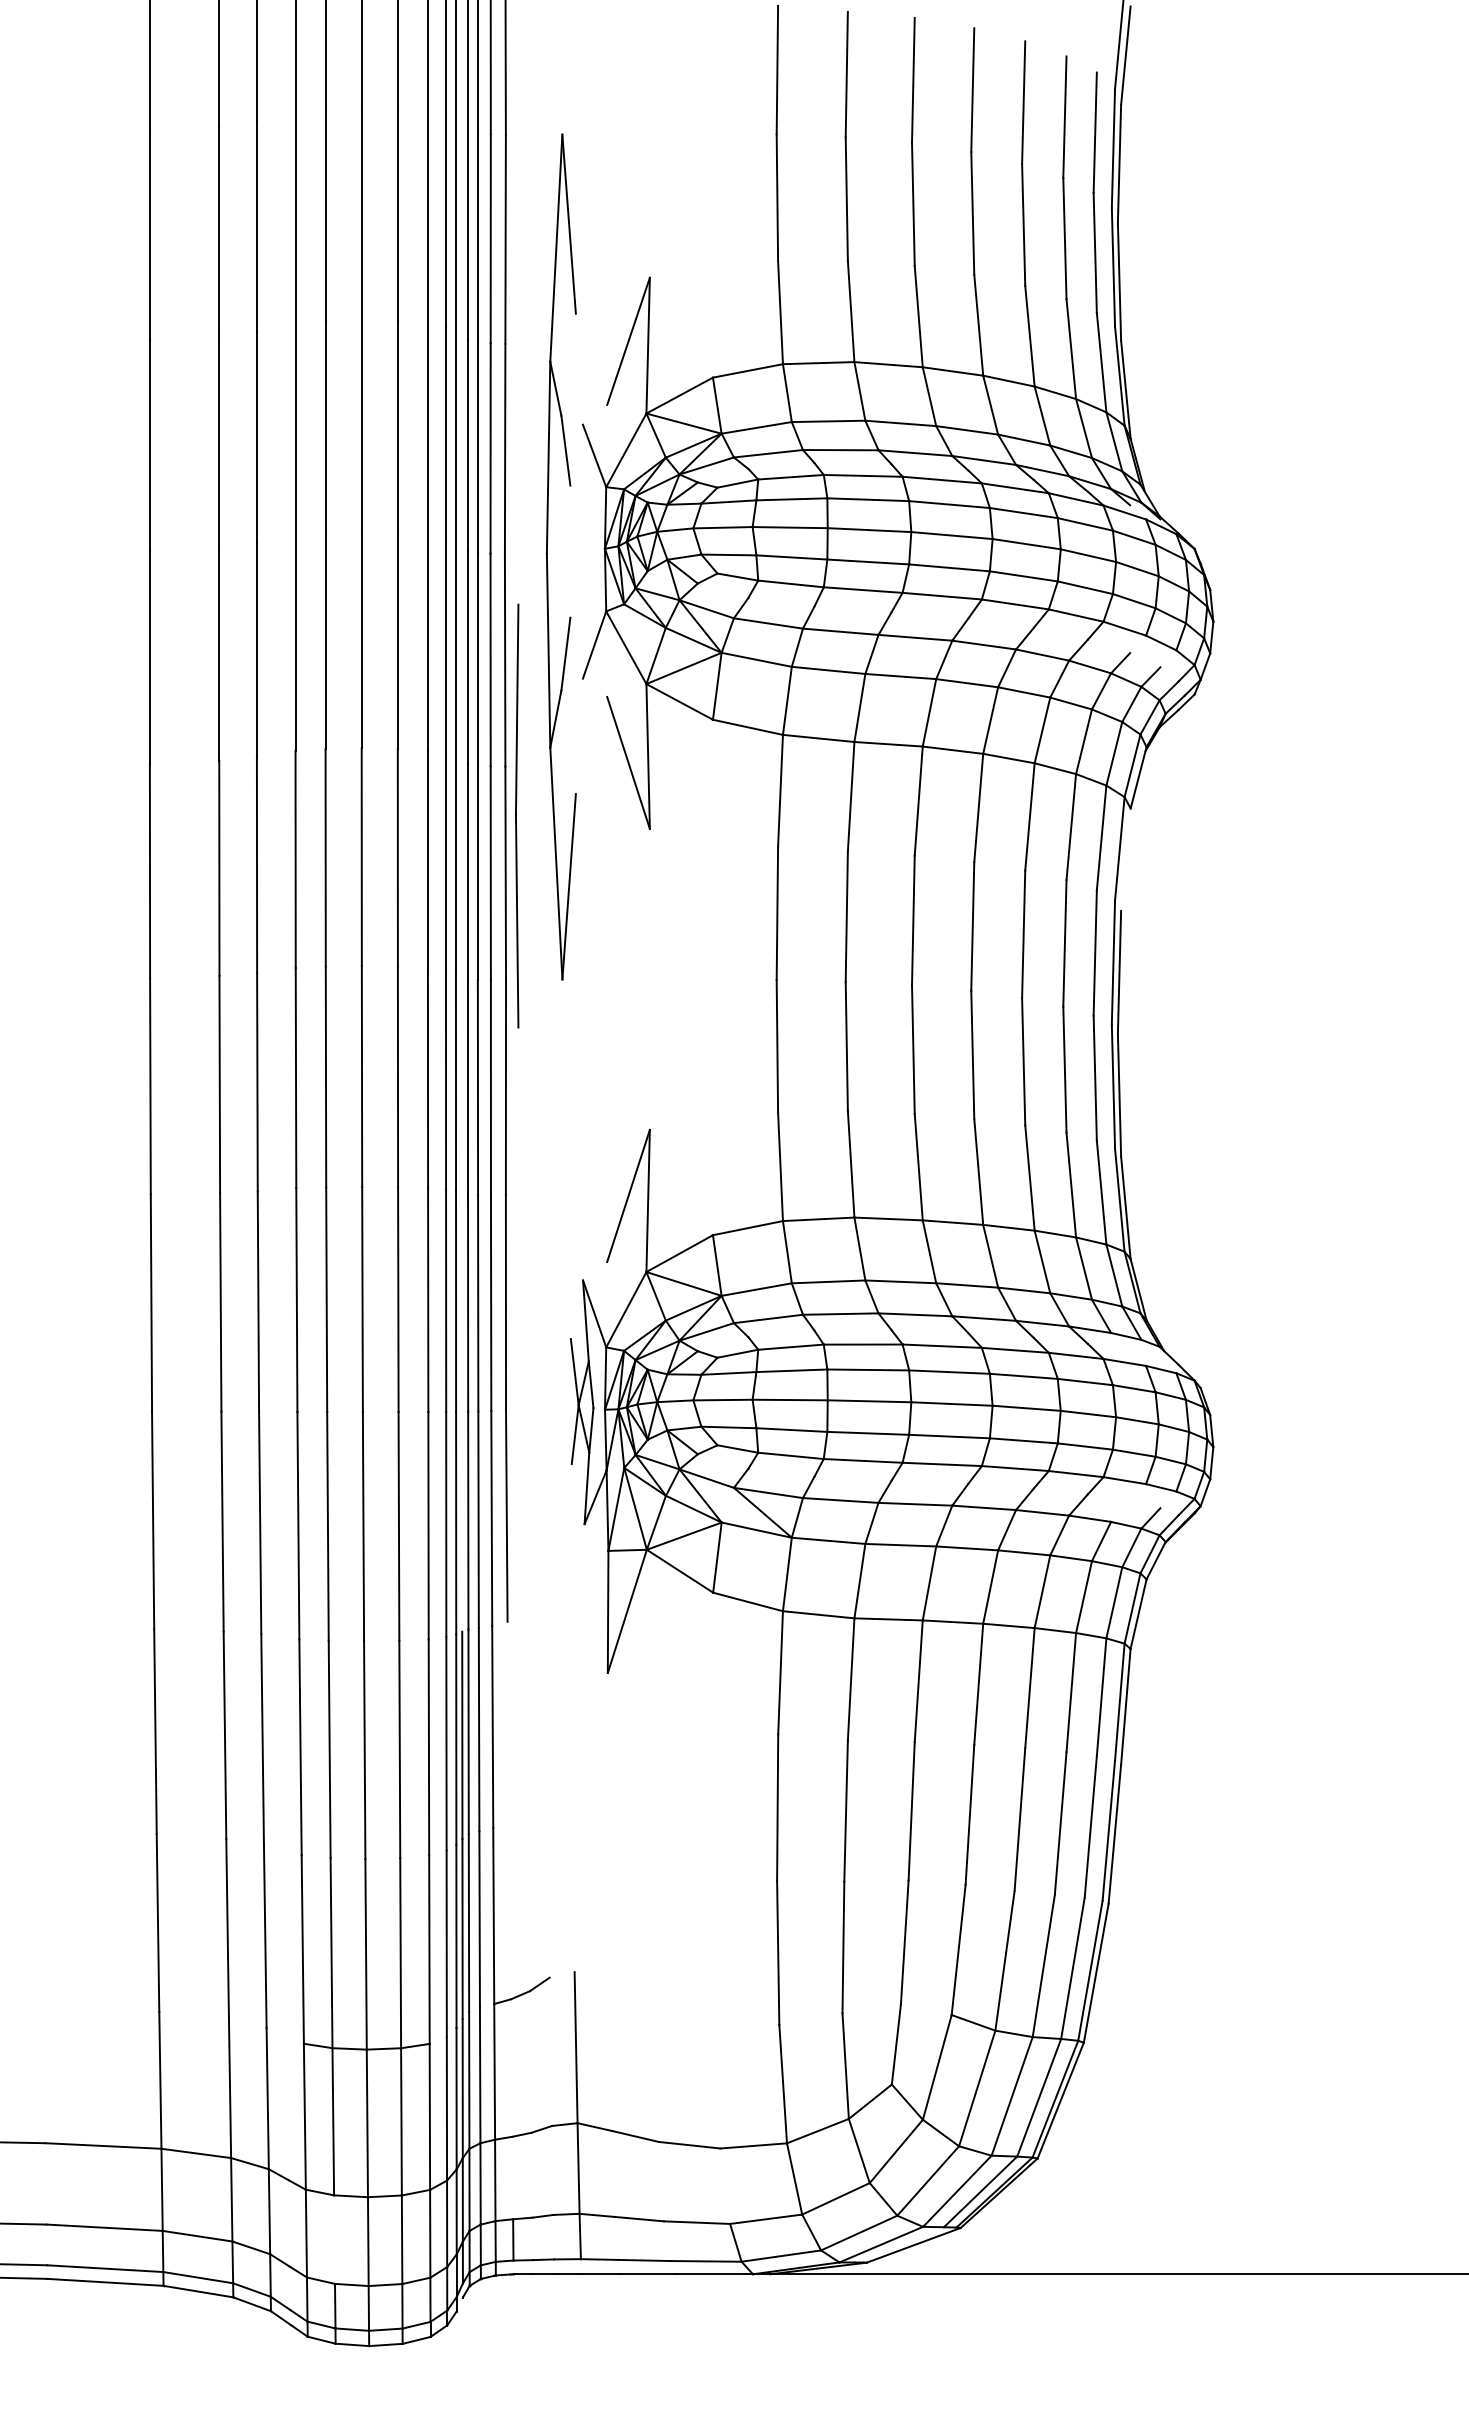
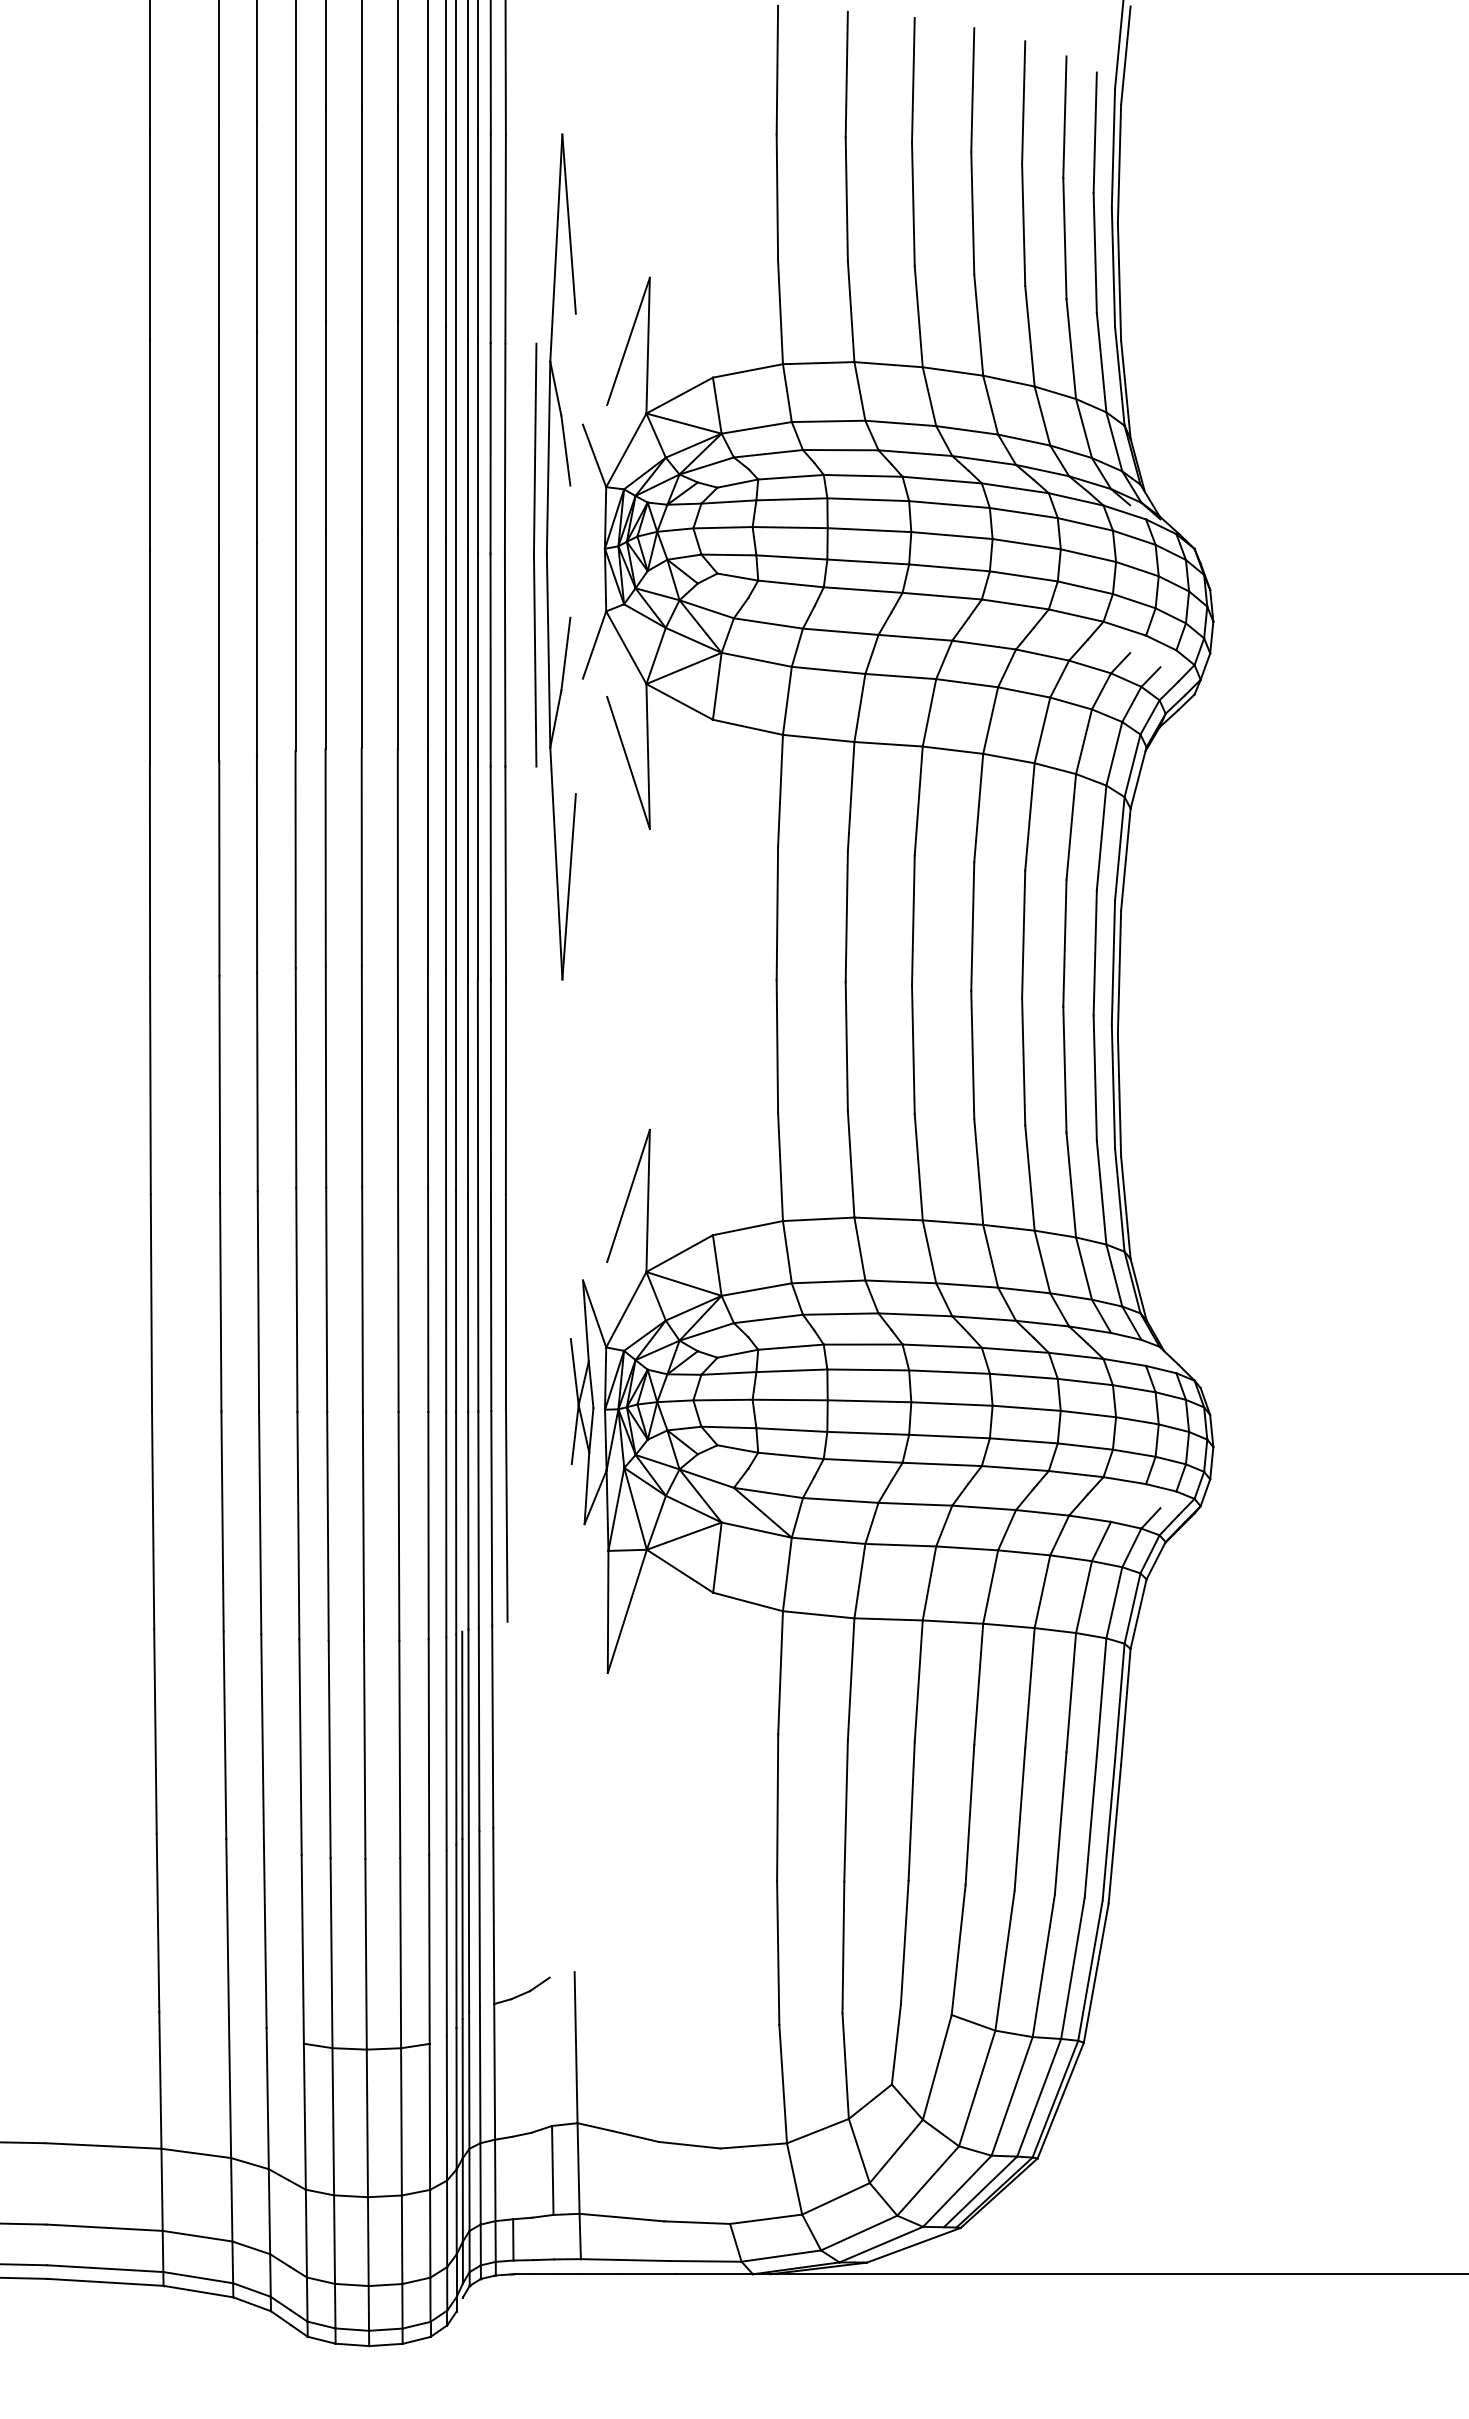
part position: (517, 815) -> (535, 554) (535, 554)
line: none -> present (1125, 859)
line: none -> present (552, 2169)
line: none -> present (334, 2239)
